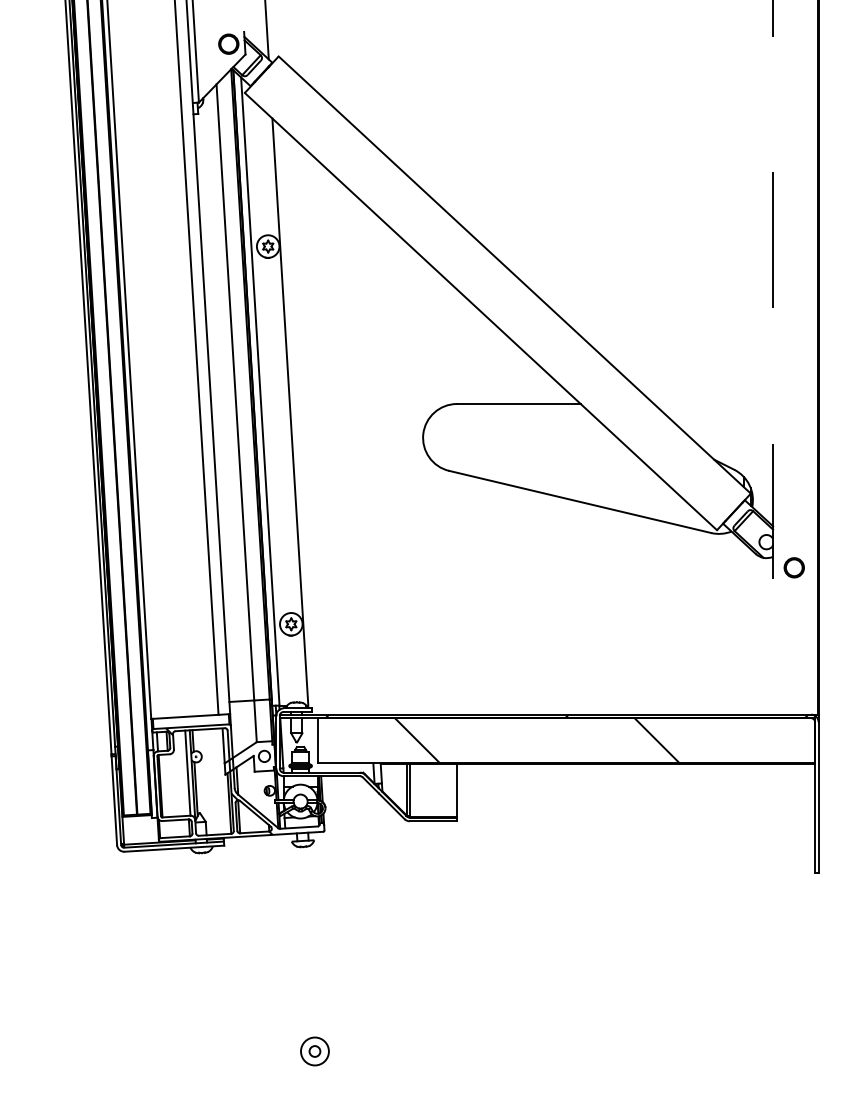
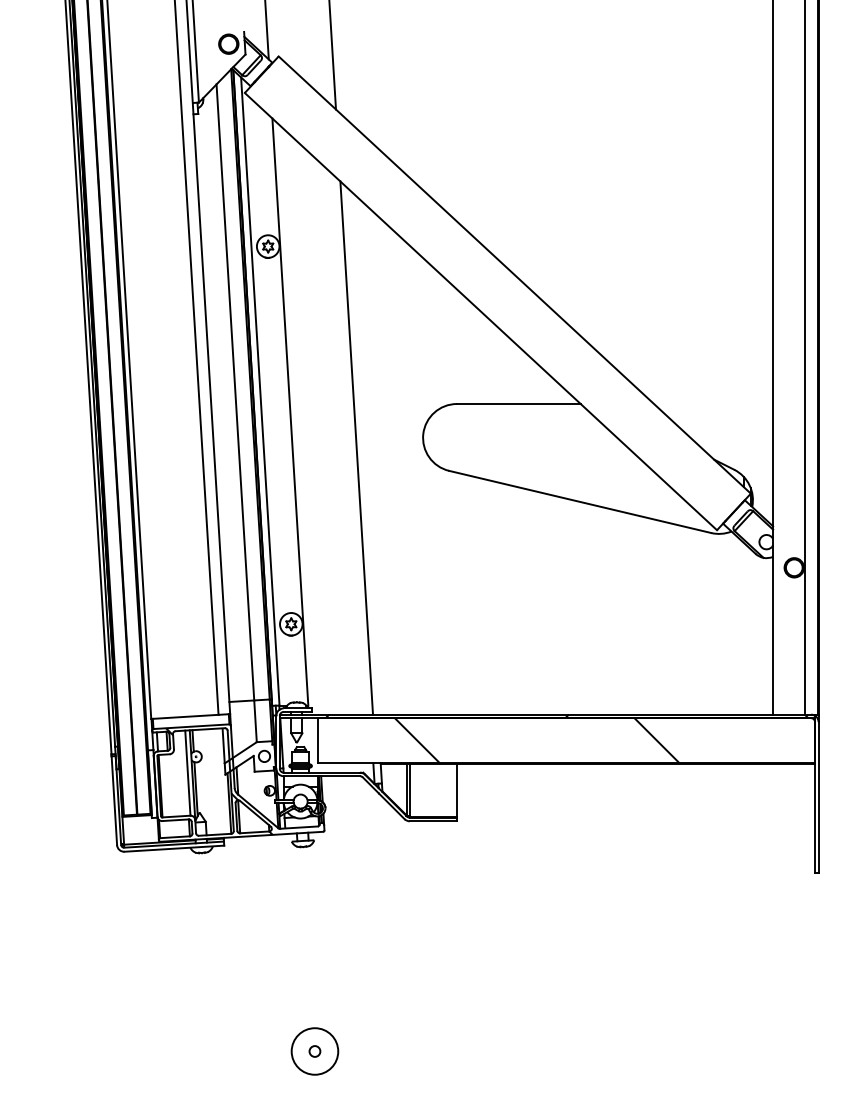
line: none -> present (332, 55)
line: dashed -> solid (773, 357)
line: none -> present (805, 358)
line: none -> present (356, 447)
circle diameter: 28 px -> 47 px (314, 1051)
